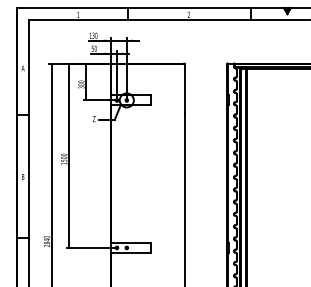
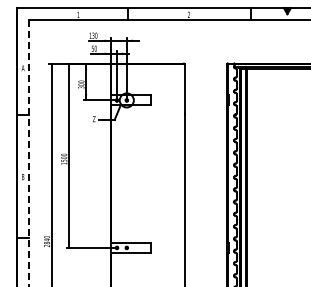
line: solid -> dashed (29, 153)
